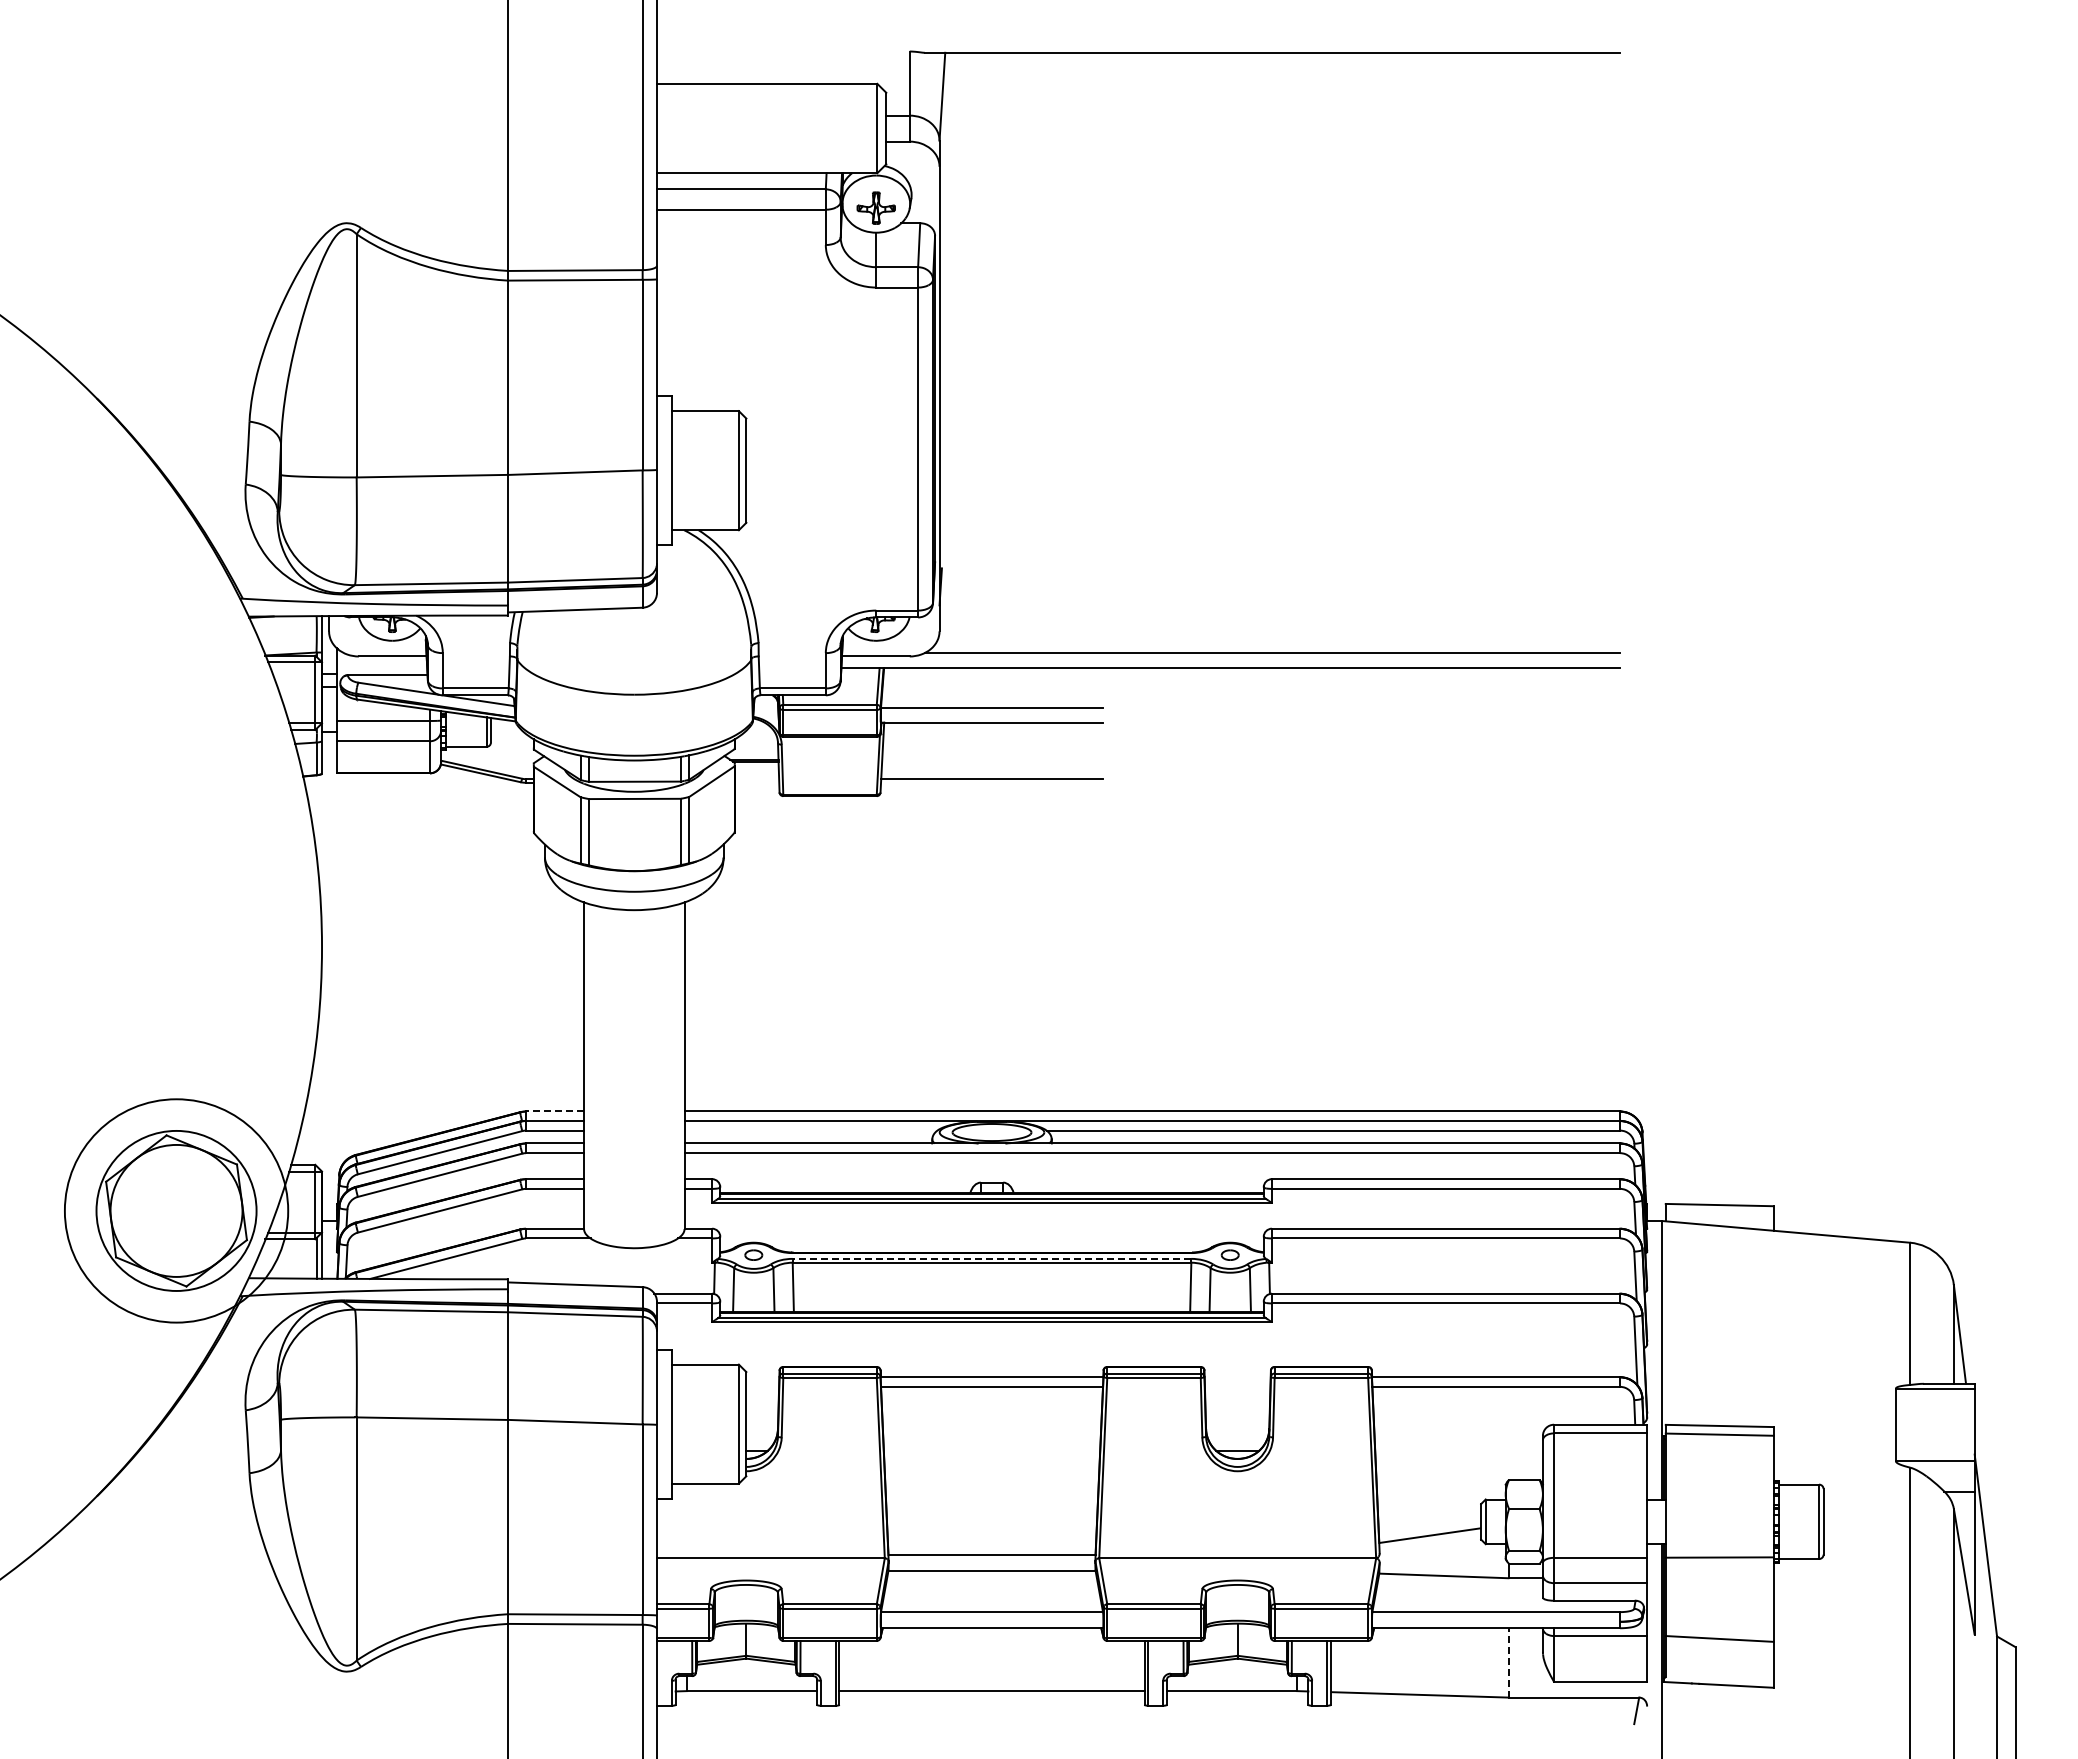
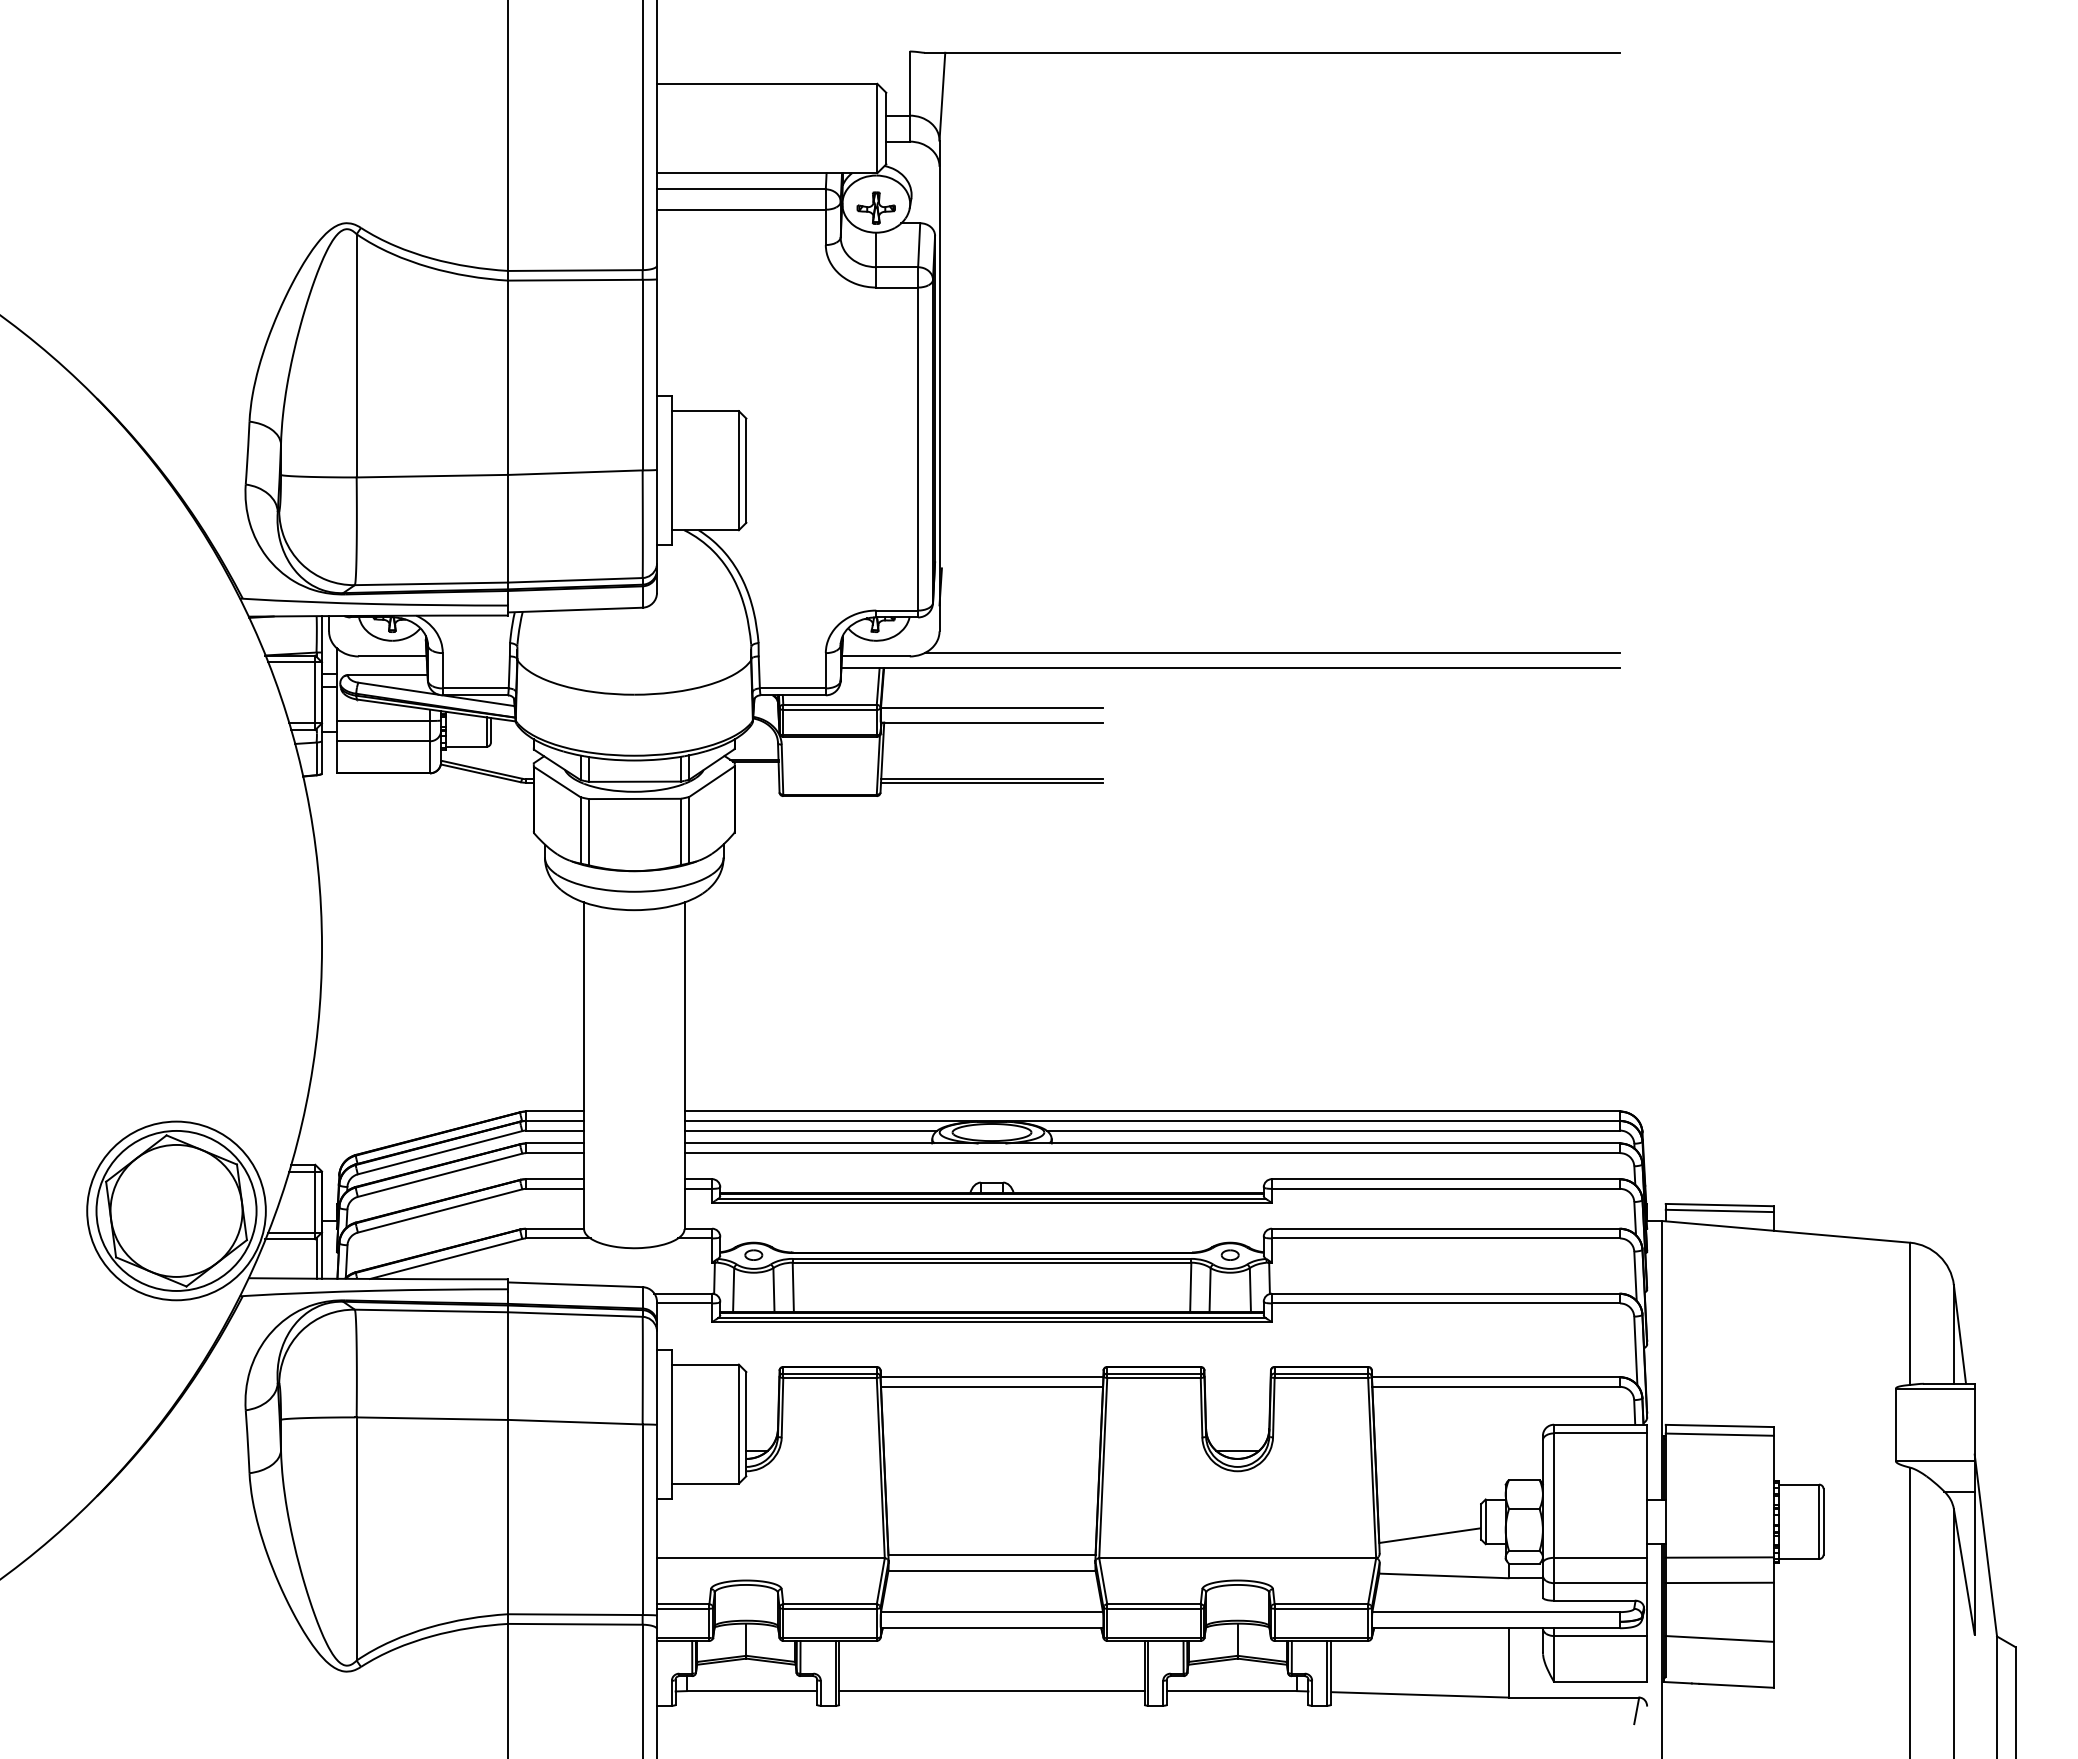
line: none -> present (992, 782)
line: dashed -> solid (554, 1111)
line: none -> present (810, 1130)
circle diameter: 223 px -> 179 px (176, 1210)
line: none -> present (1719, 1210)
line: dashed -> solid (991, 1258)
line: none -> present (1719, 1582)
line: dashed -> solid (1509, 1662)
